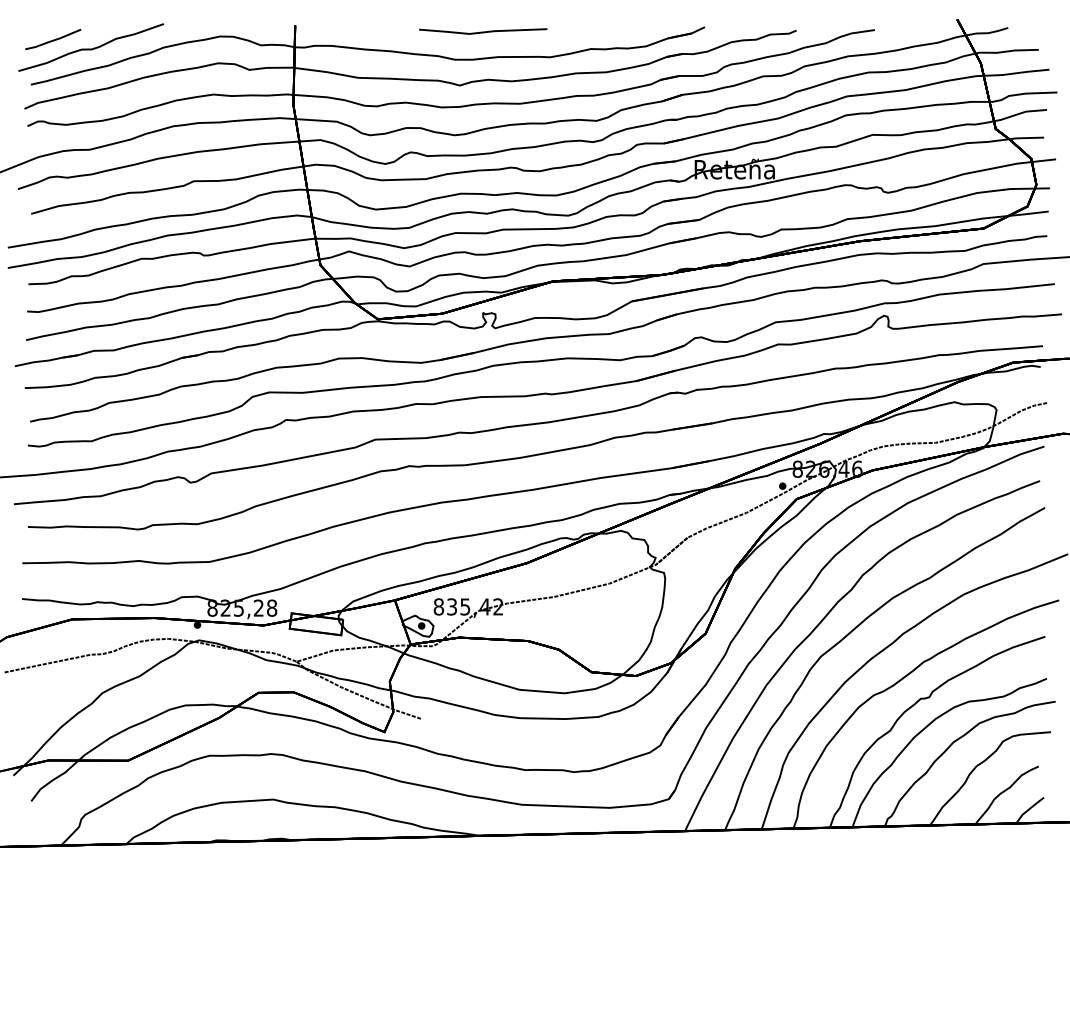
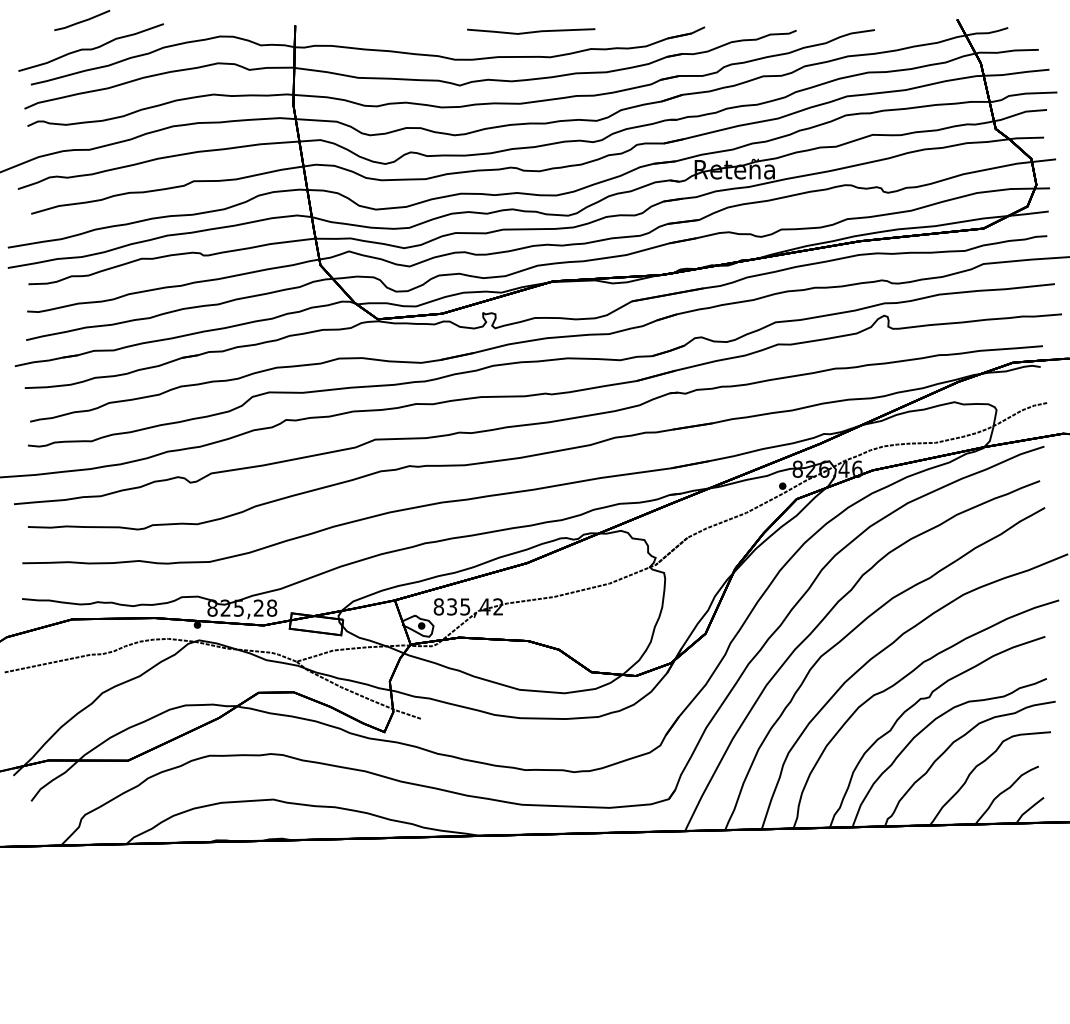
line position: (483, 31) -> (531, 31) (531, 31)
line position: (53, 39) -> (82, 20) (82, 20)
